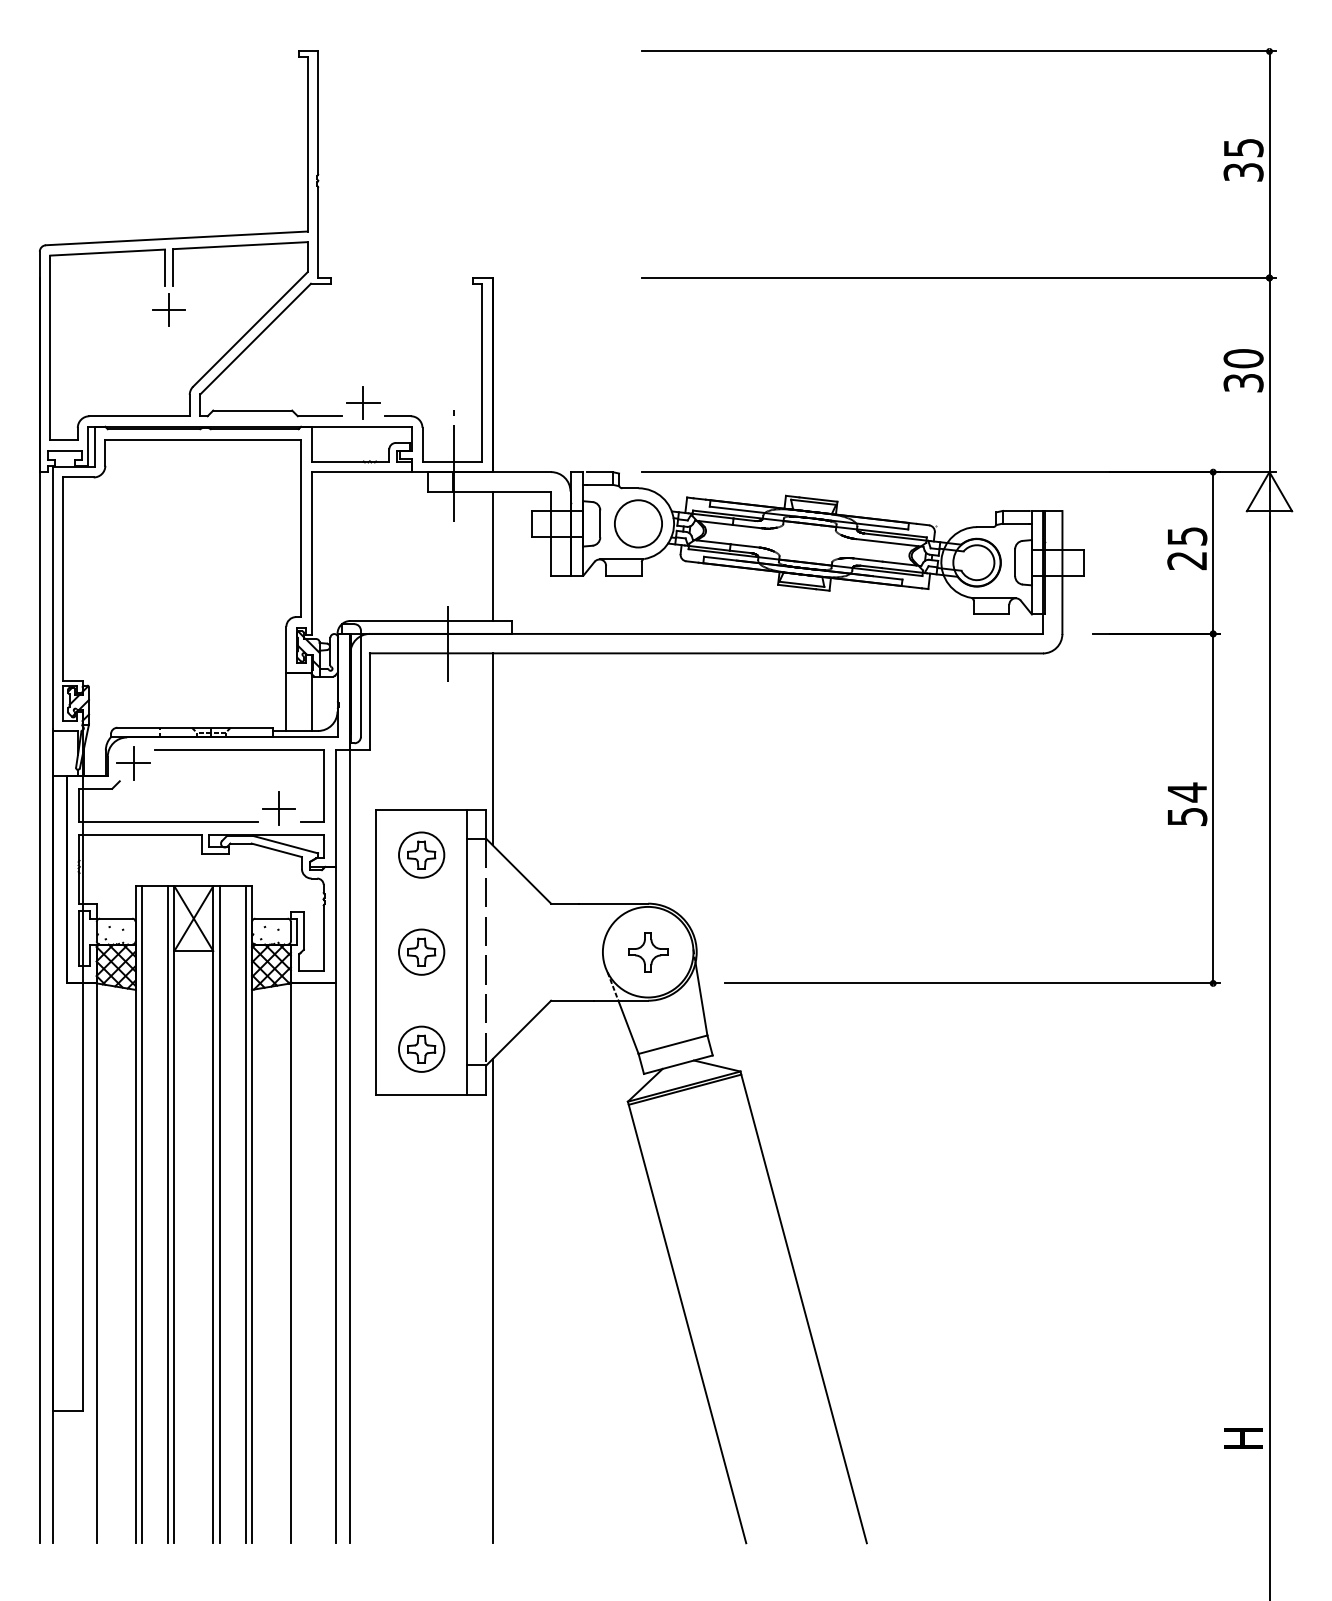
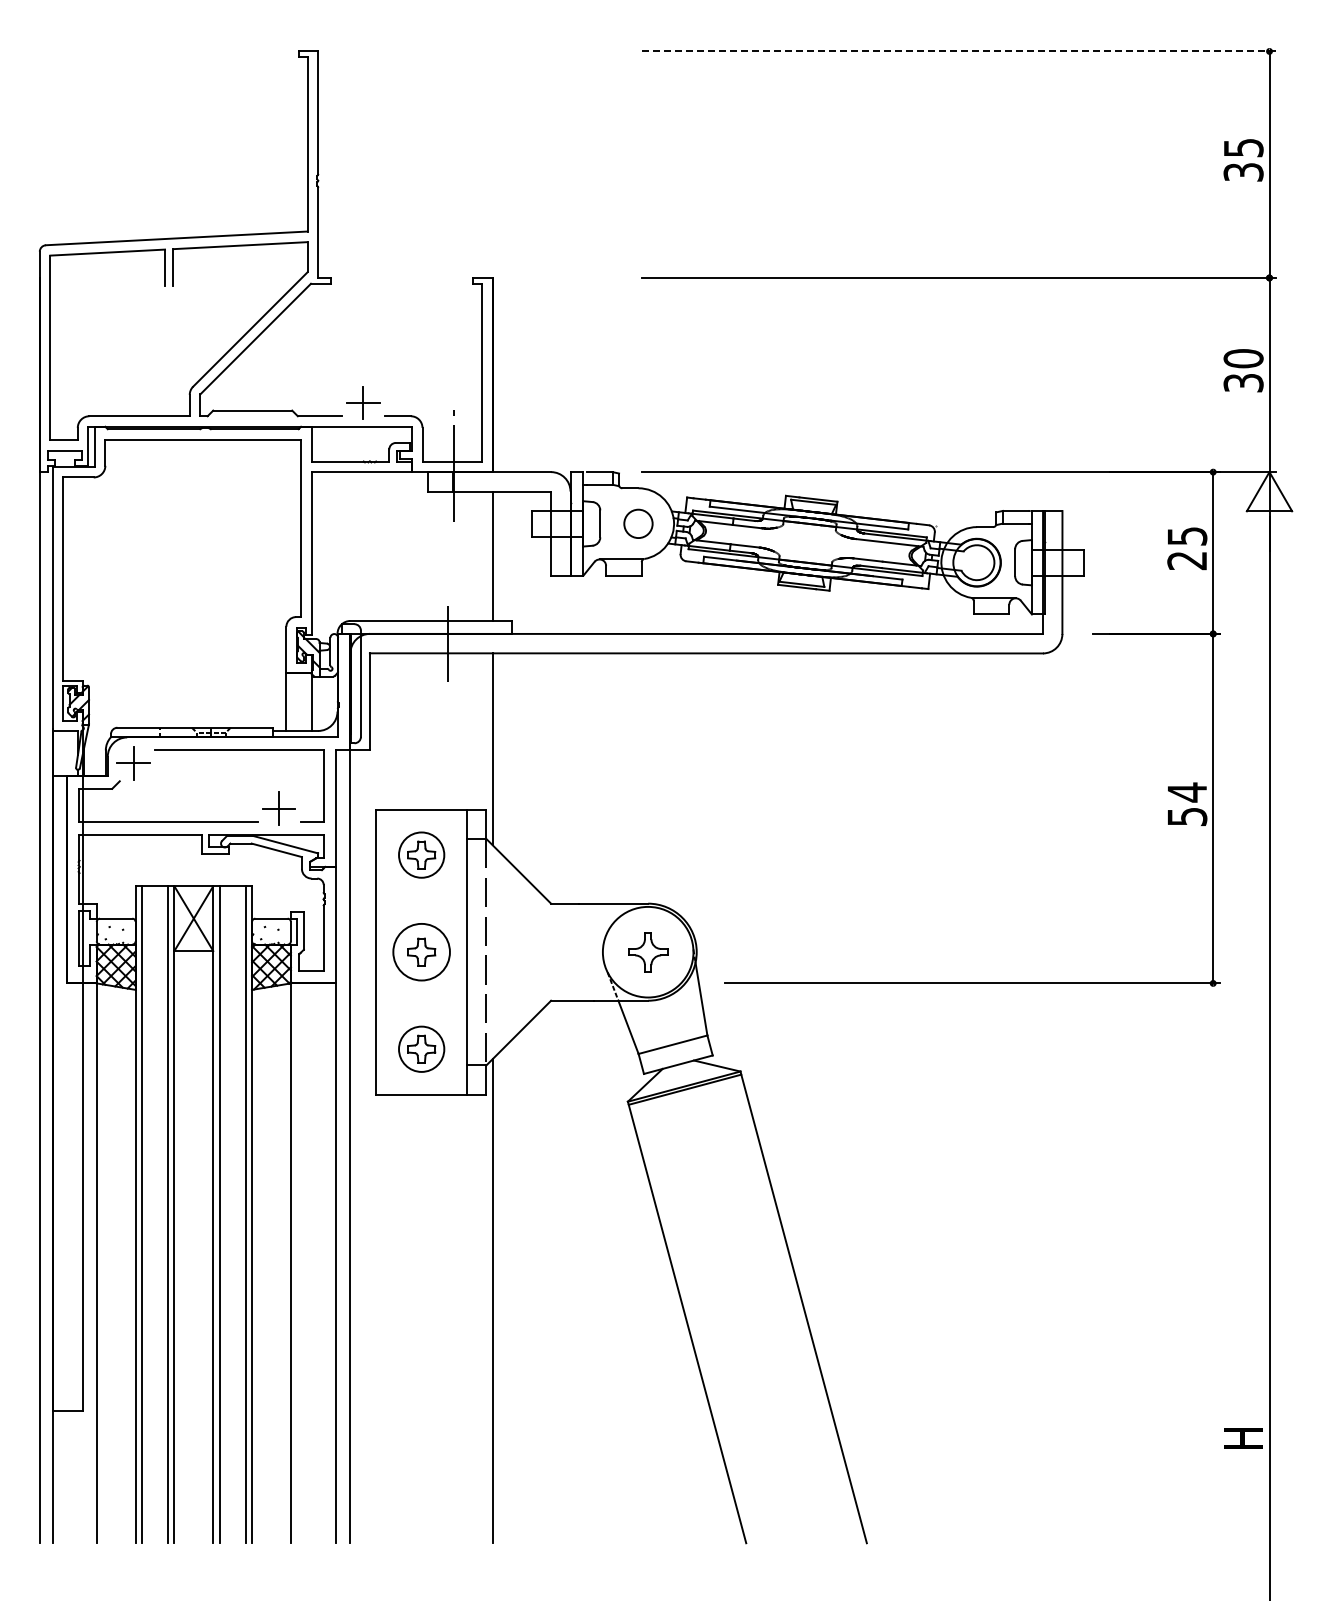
line: solid -> dashed (959, 51)
part: present -> none (168, 309)
circle diameter: 47 px -> 28 px (638, 523)
circle diameter: 45 px -> 57 px (421, 951)
